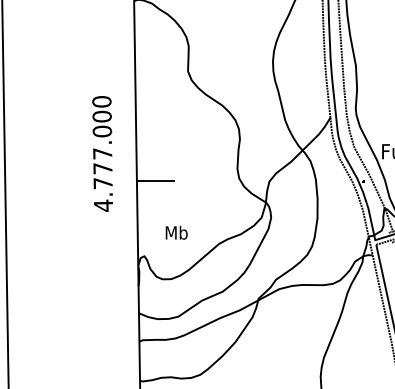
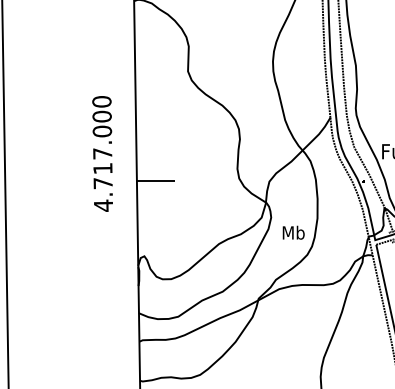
text: 4.777.000 -> 4.717.000 (102, 168)
text position: (176, 232) -> (293, 232) (293, 232)
